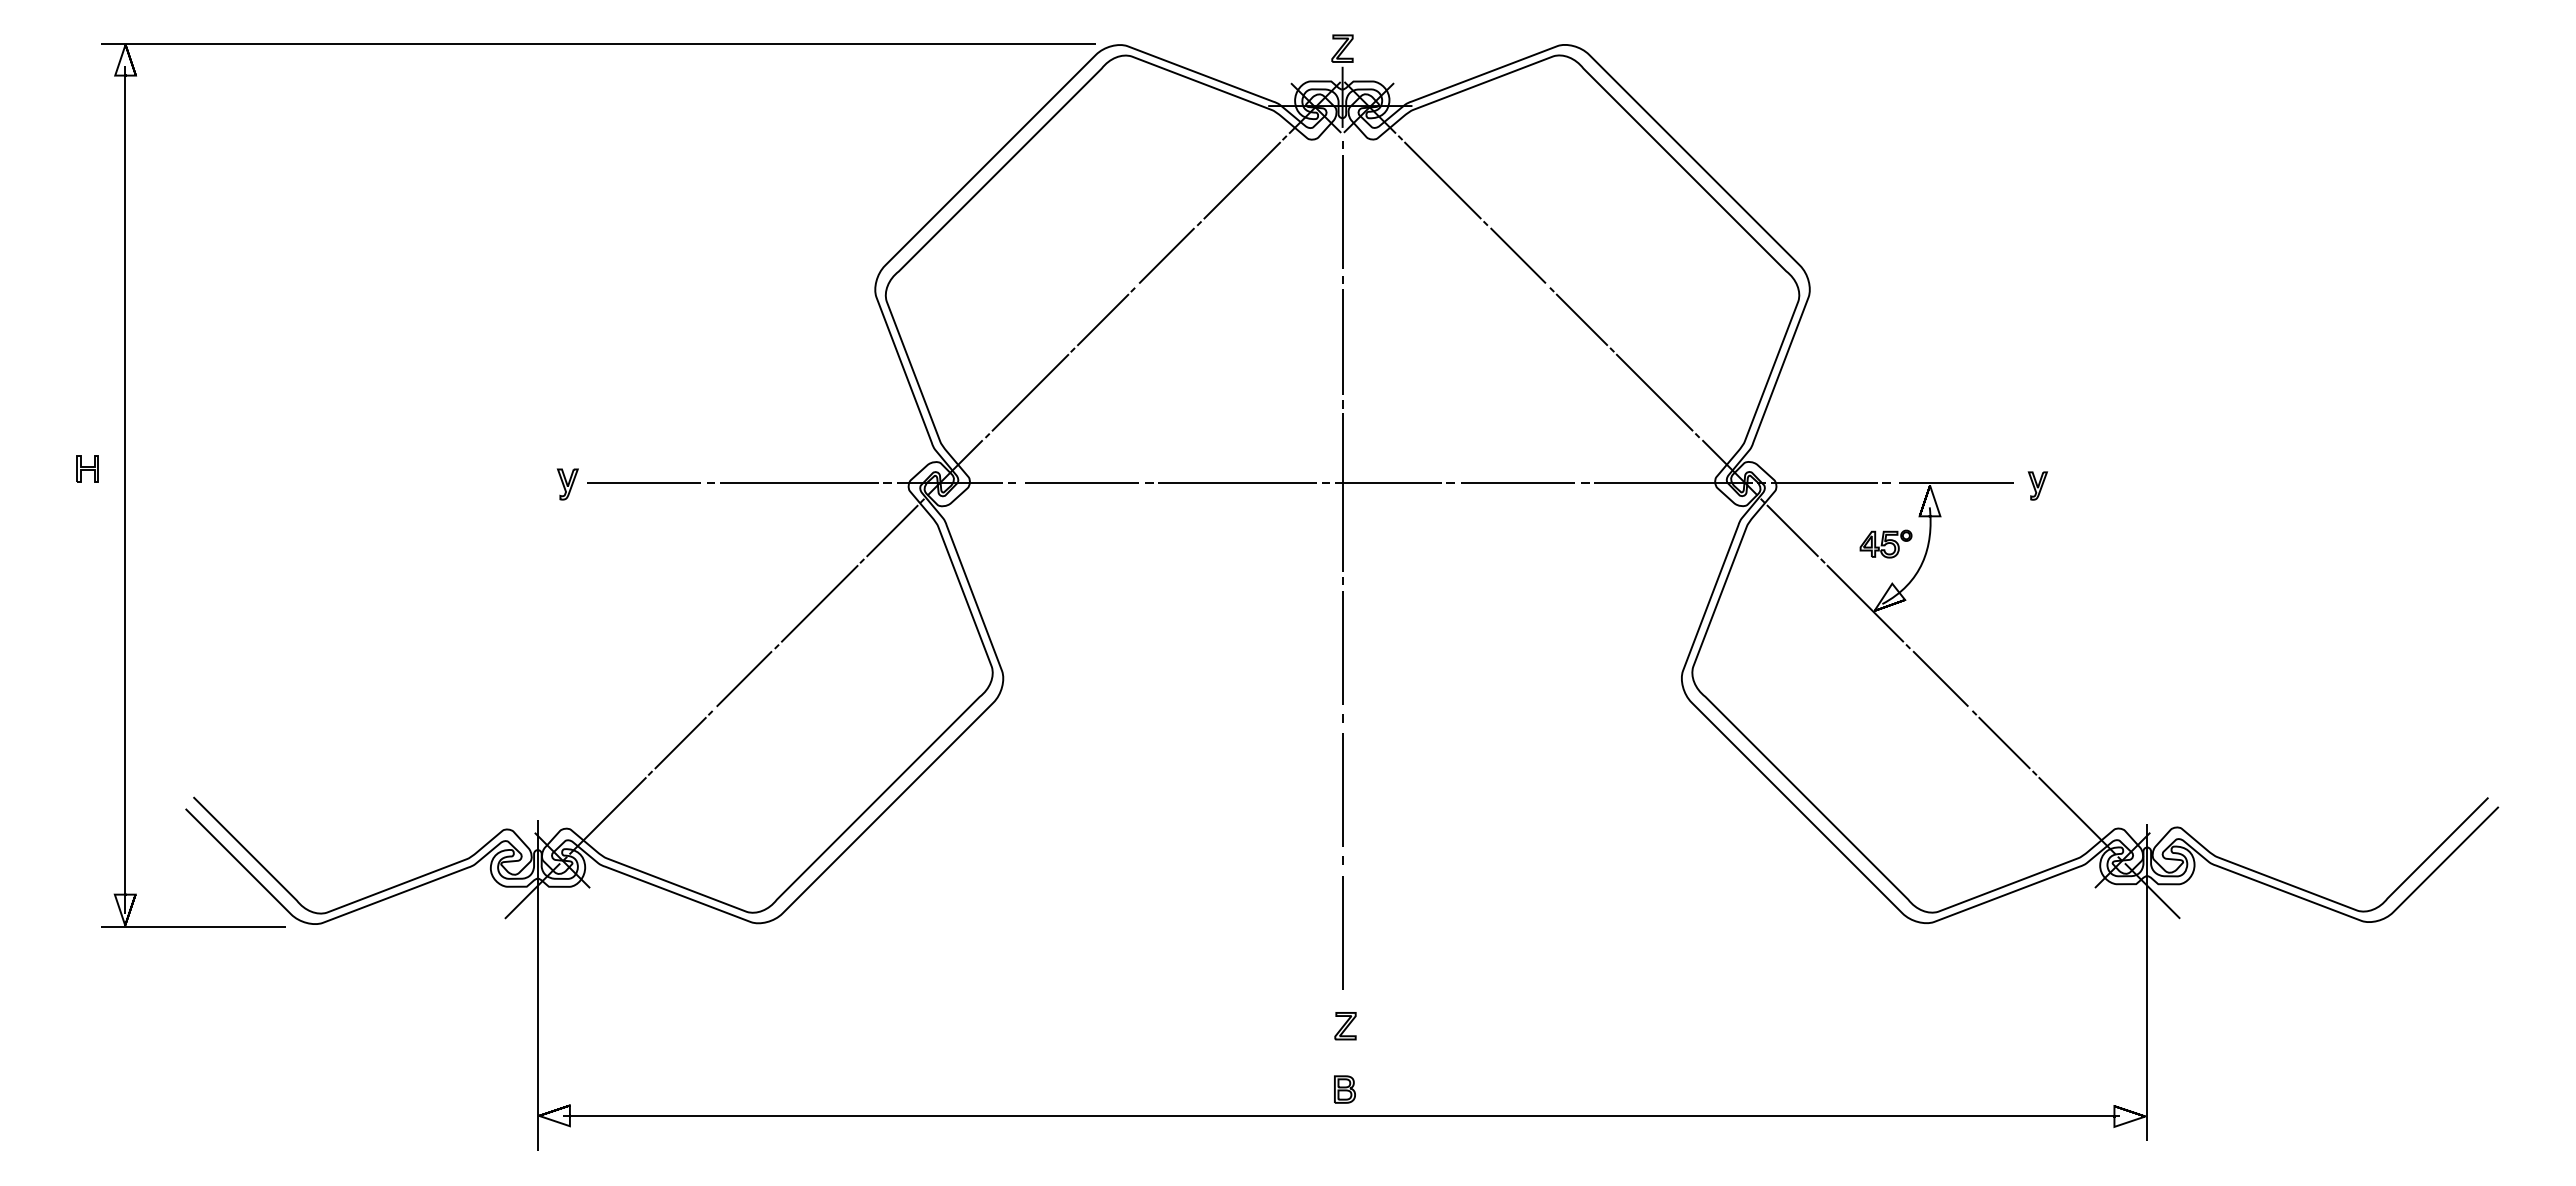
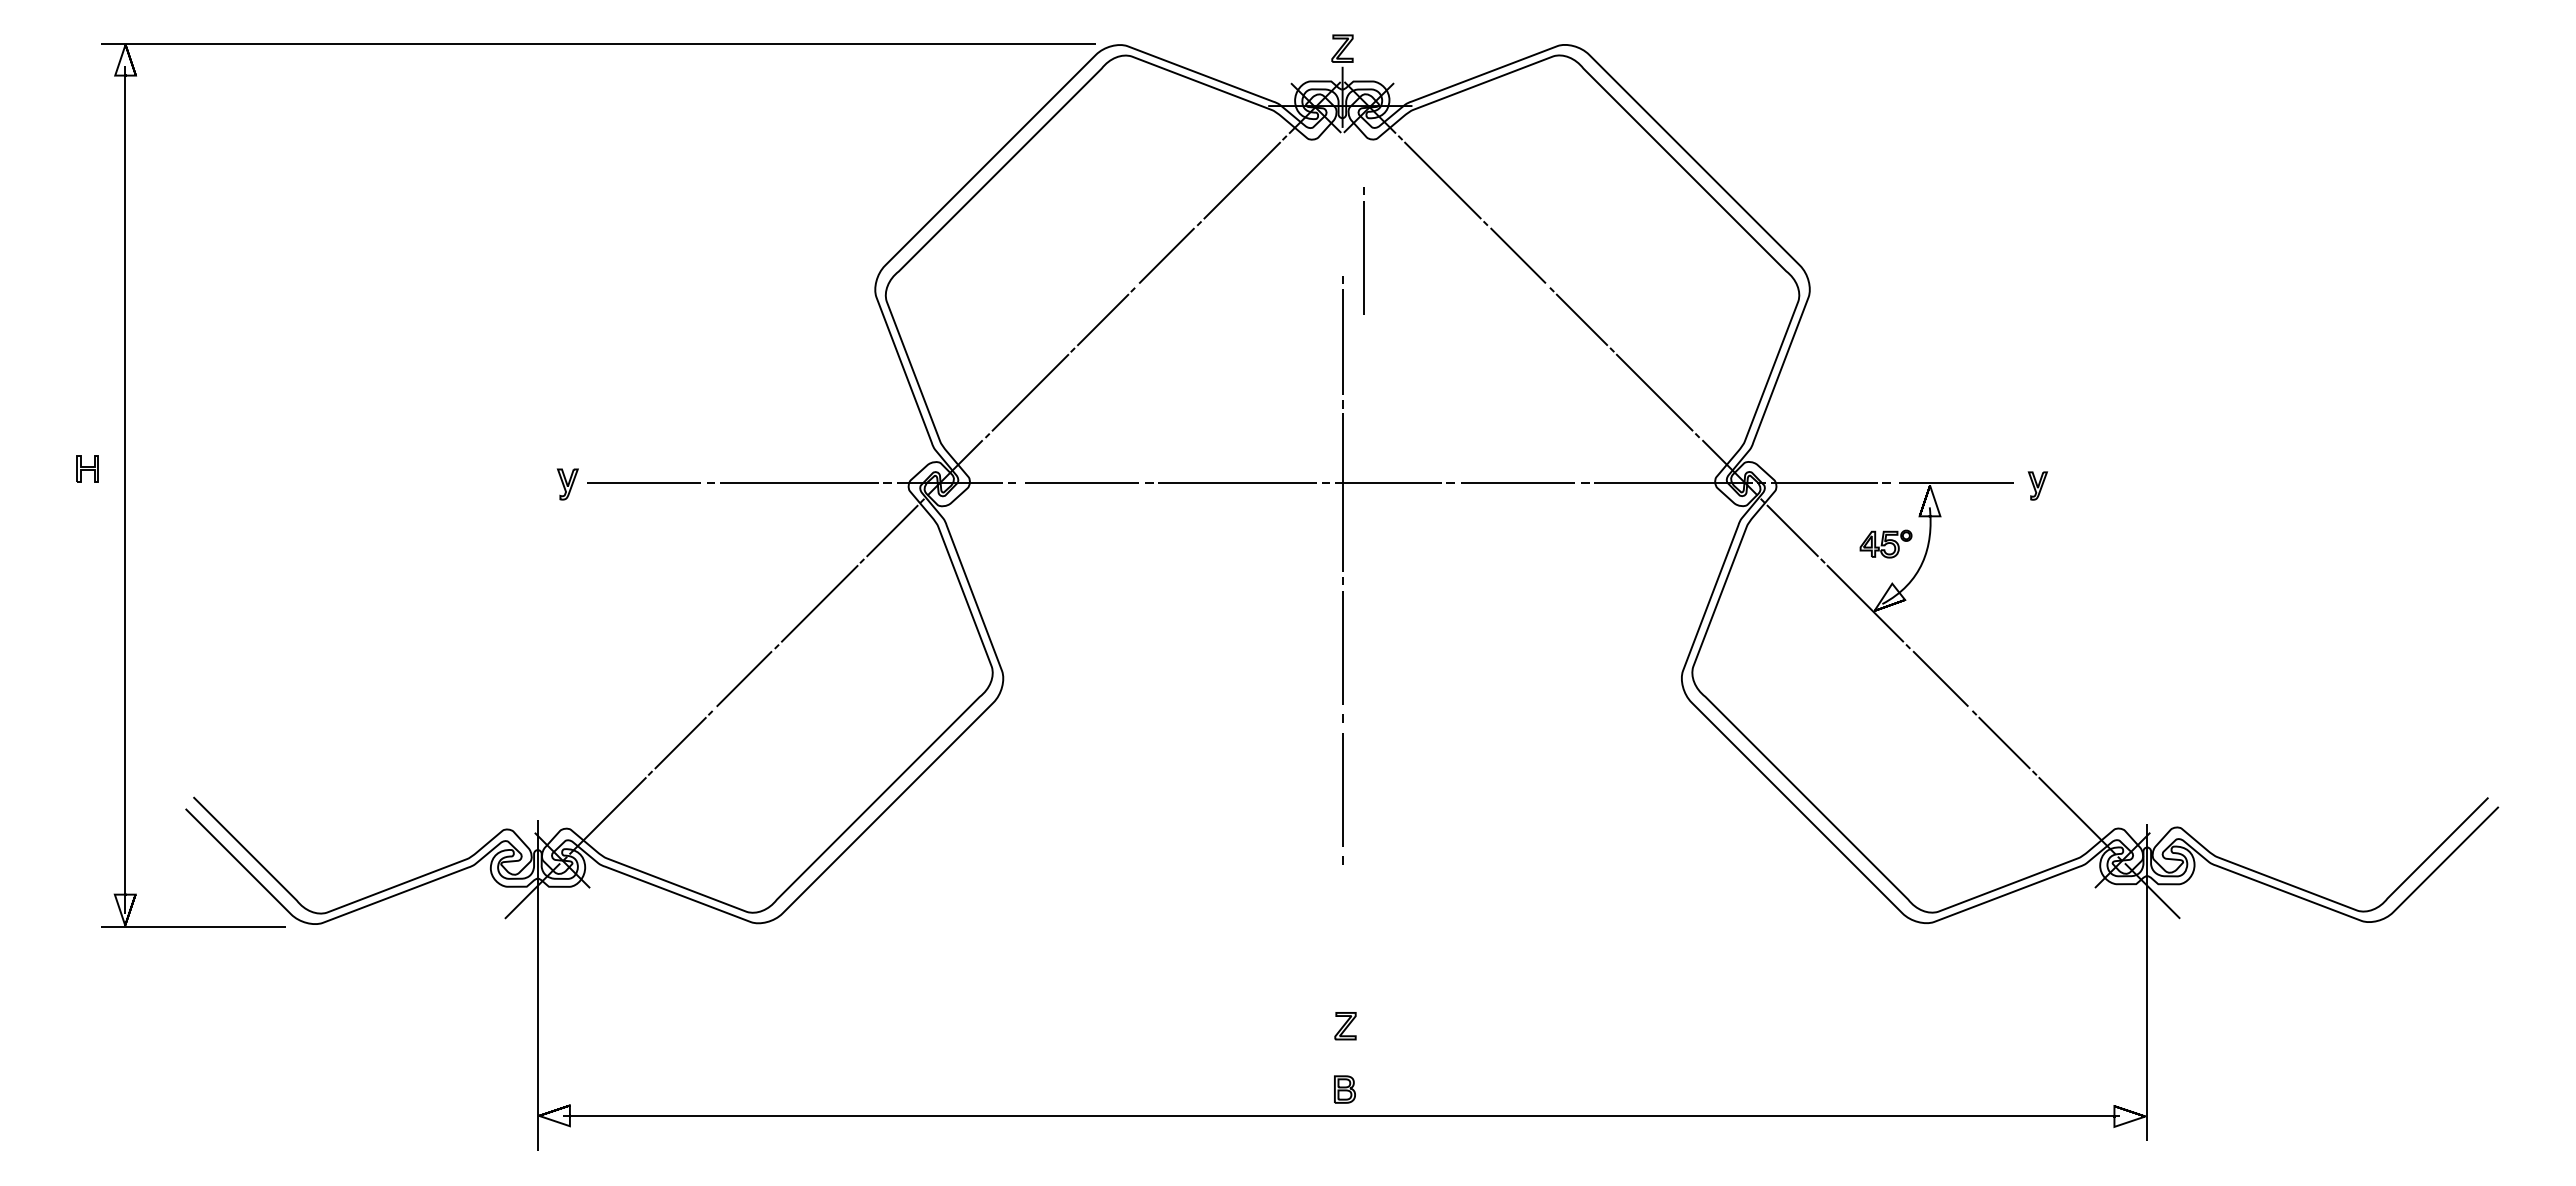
line position: (1342, 204) -> (1363, 250) (1363, 250)
line: present -> none (1342, 932)
